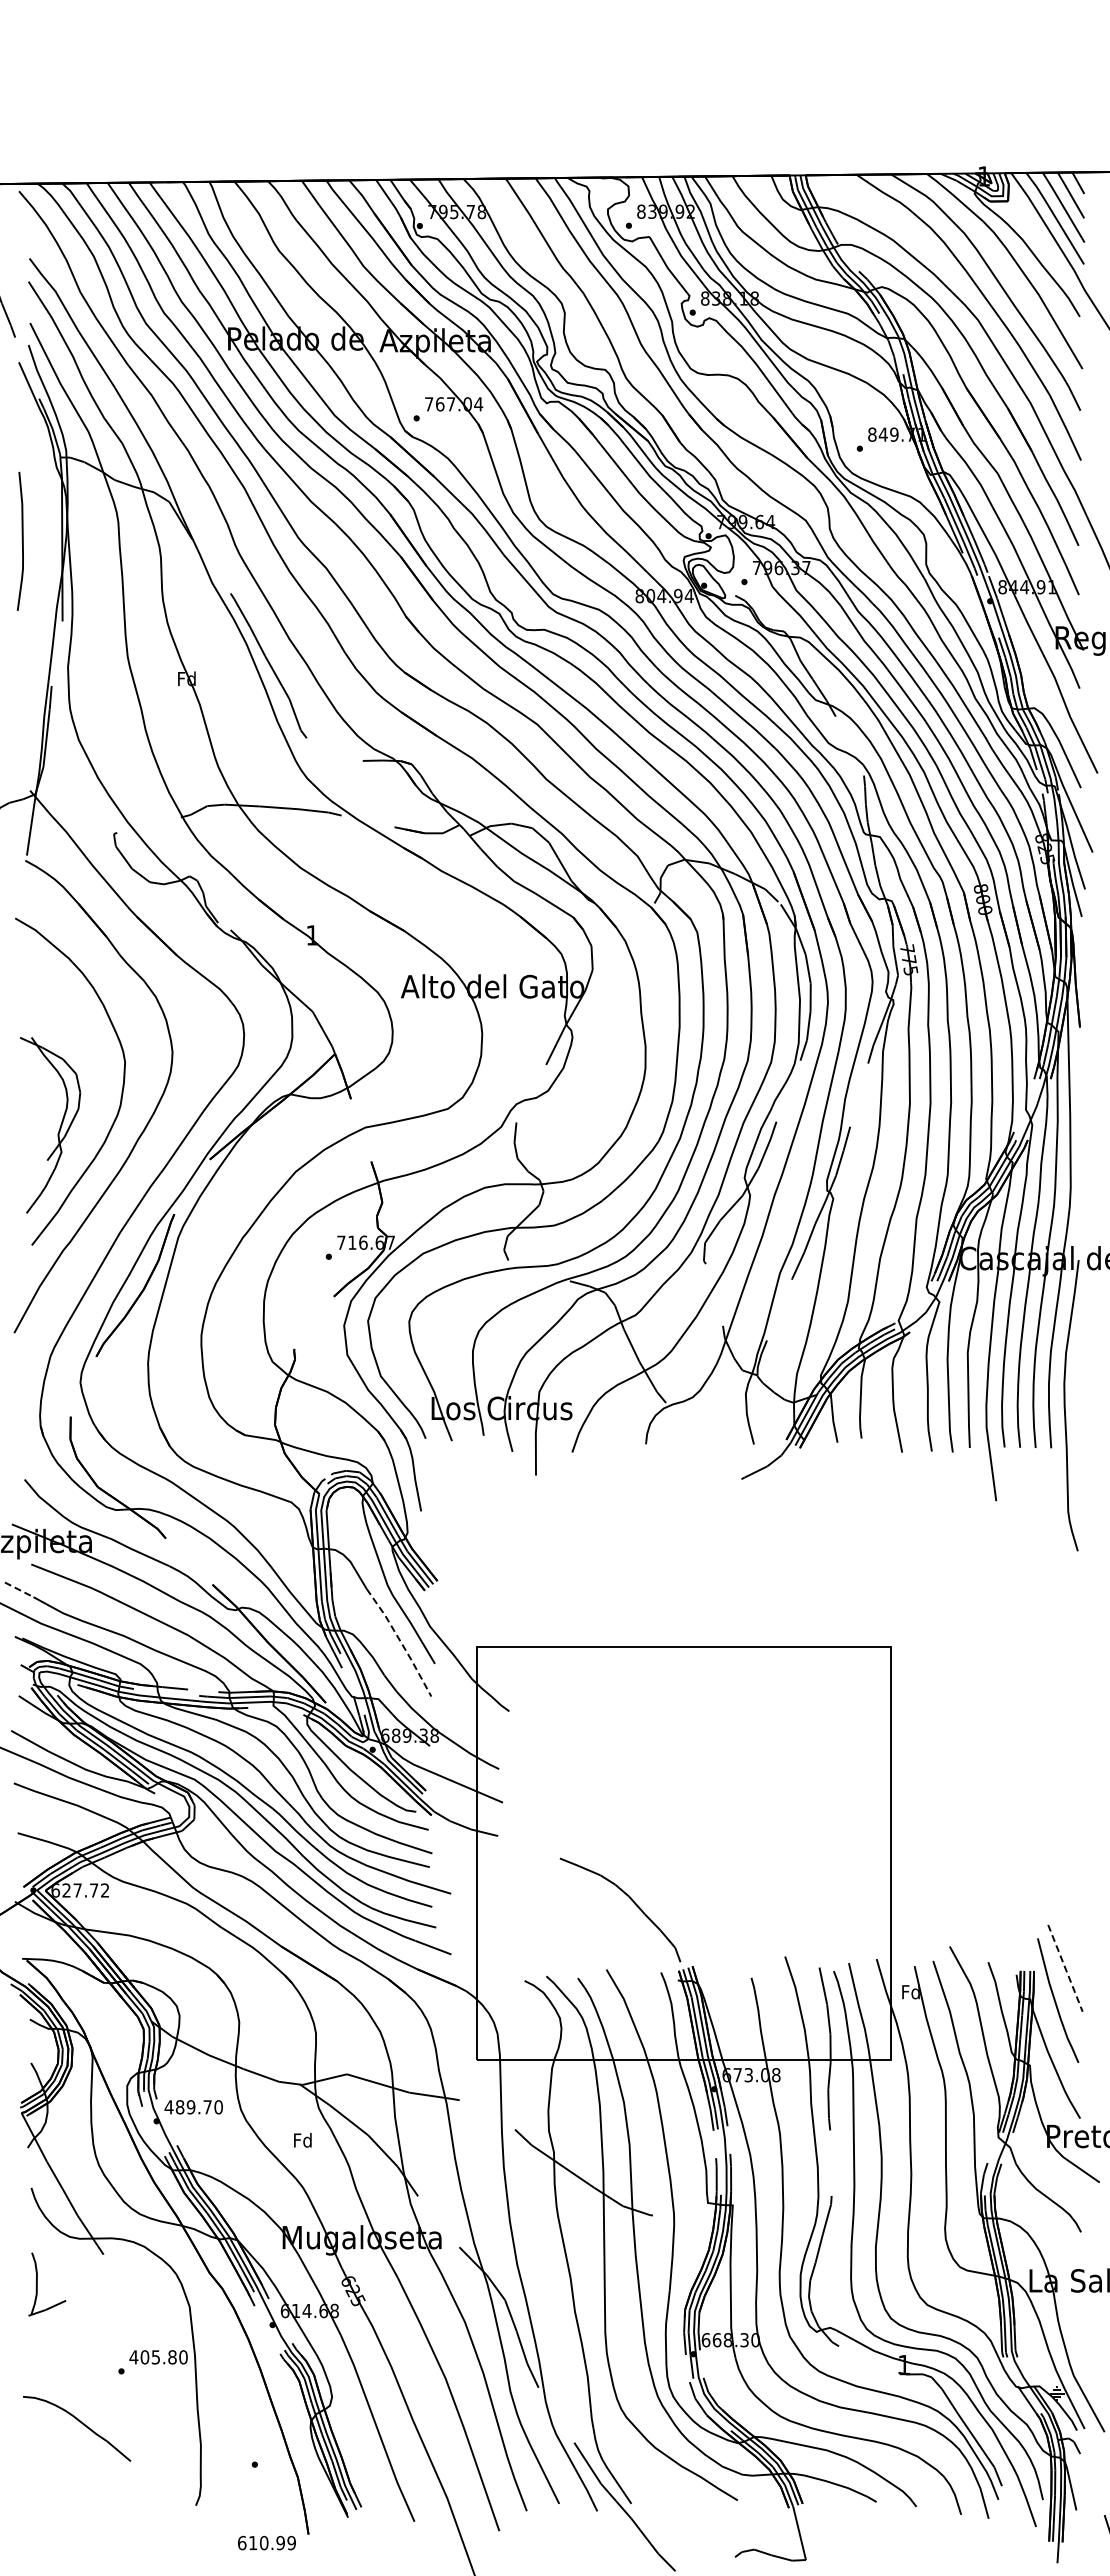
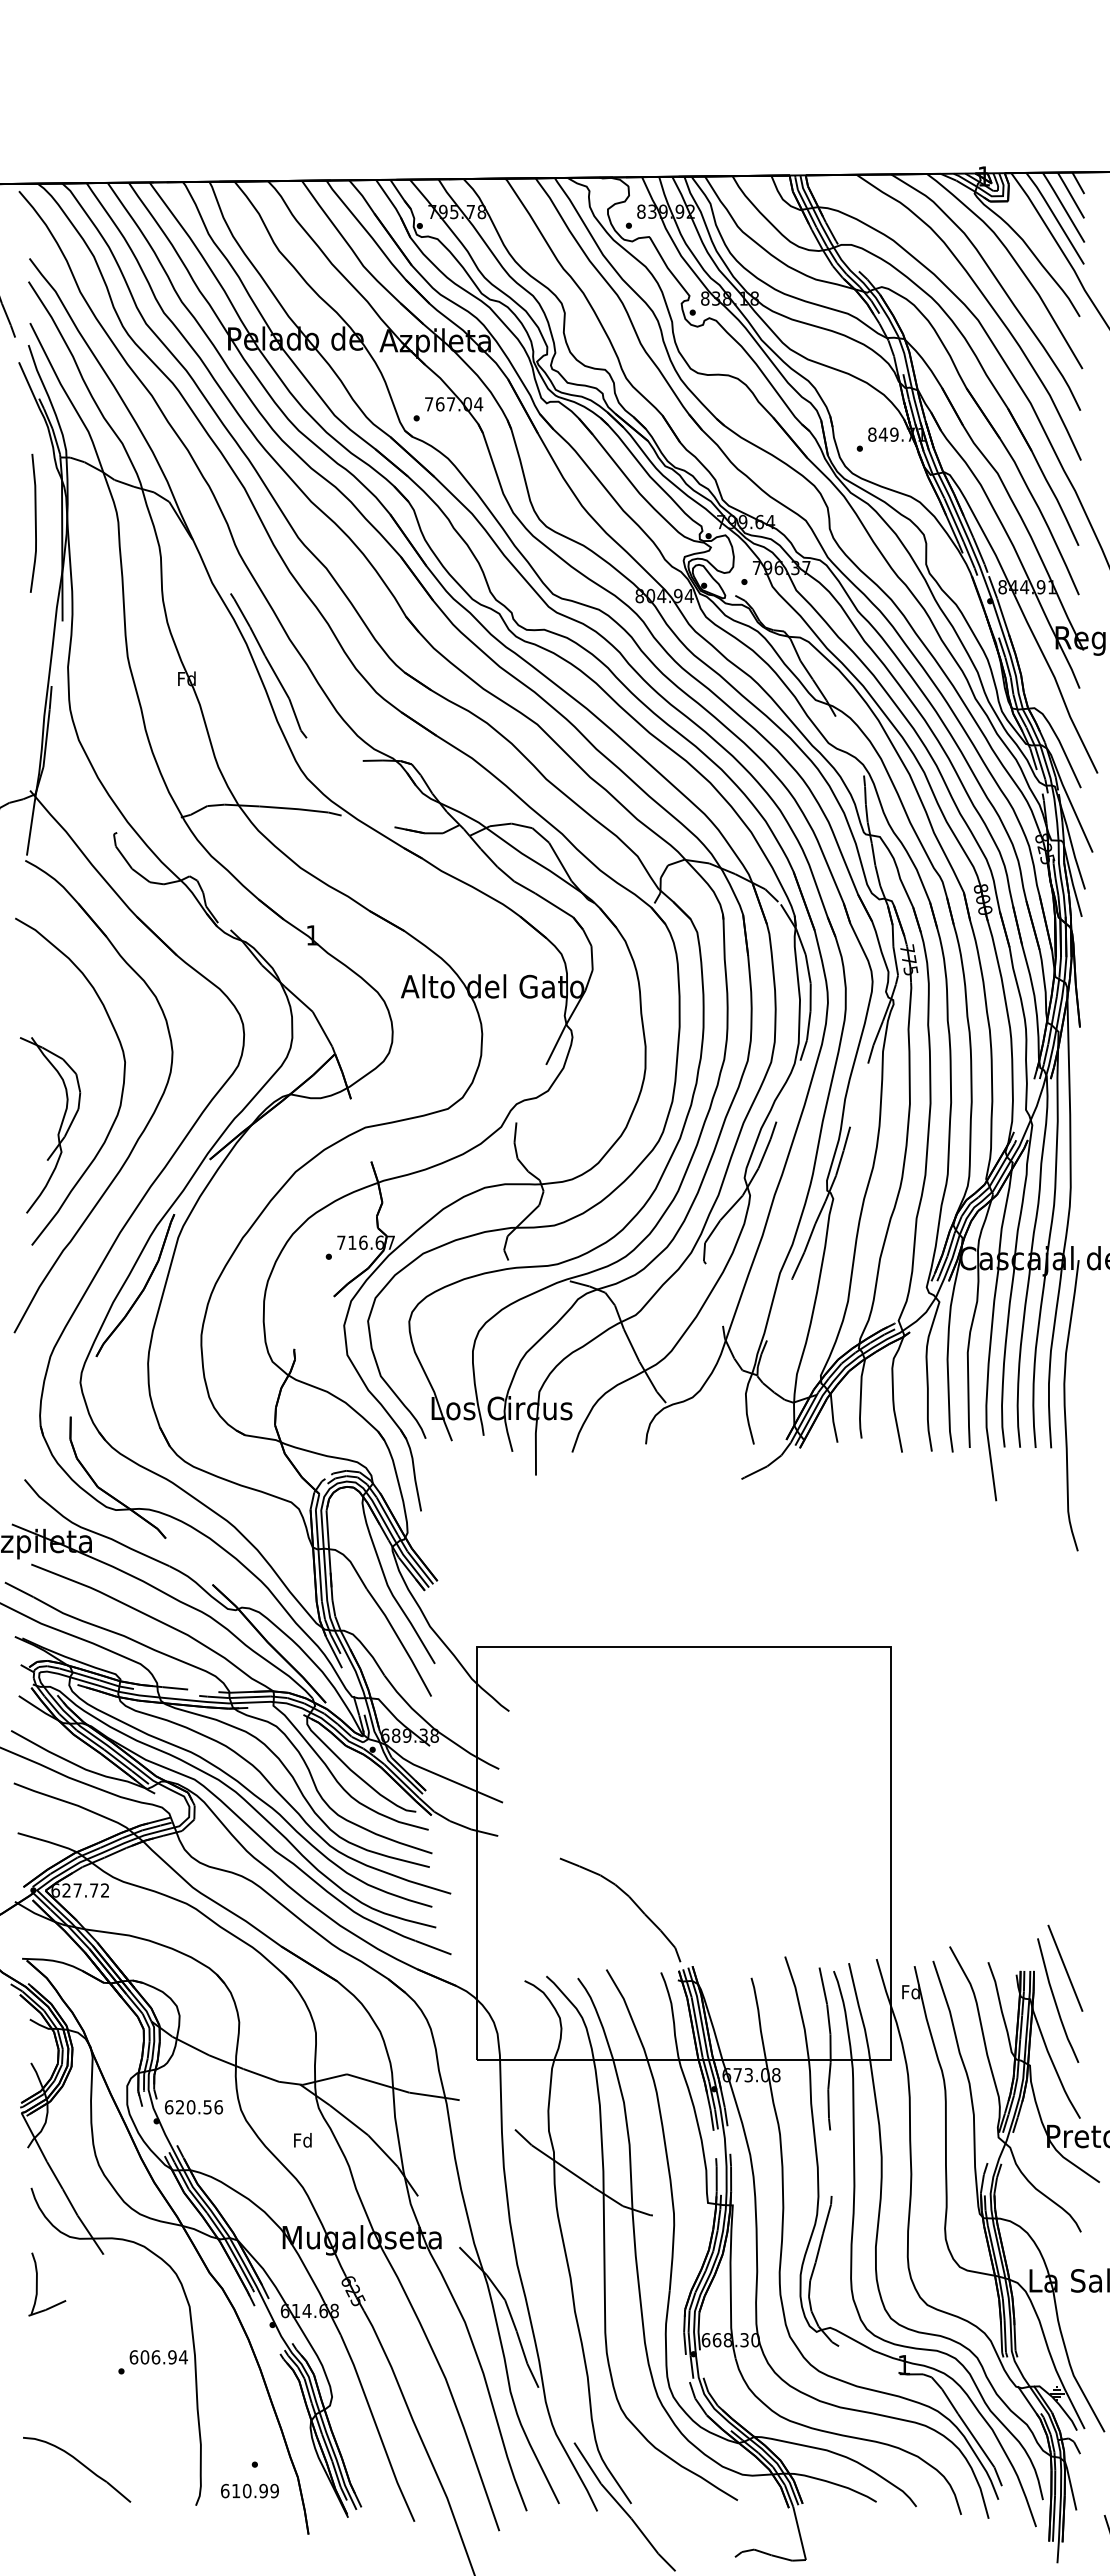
curve position: (21, 540) -> (34, 522) (34, 522)
line: dashed -> solid (19, 1590)
line: dashed -> solid (400, 1641)
line: dashed -> solid (1065, 1968)
text: 489.70 -> 620.56 (193, 2107)
text: 405.80 -> 606.94 (158, 2357)
part position: (79, 2422) -> (79, 2463) (79, 2463)
text position: (266, 2542) -> (249, 2490) (249, 2490)
